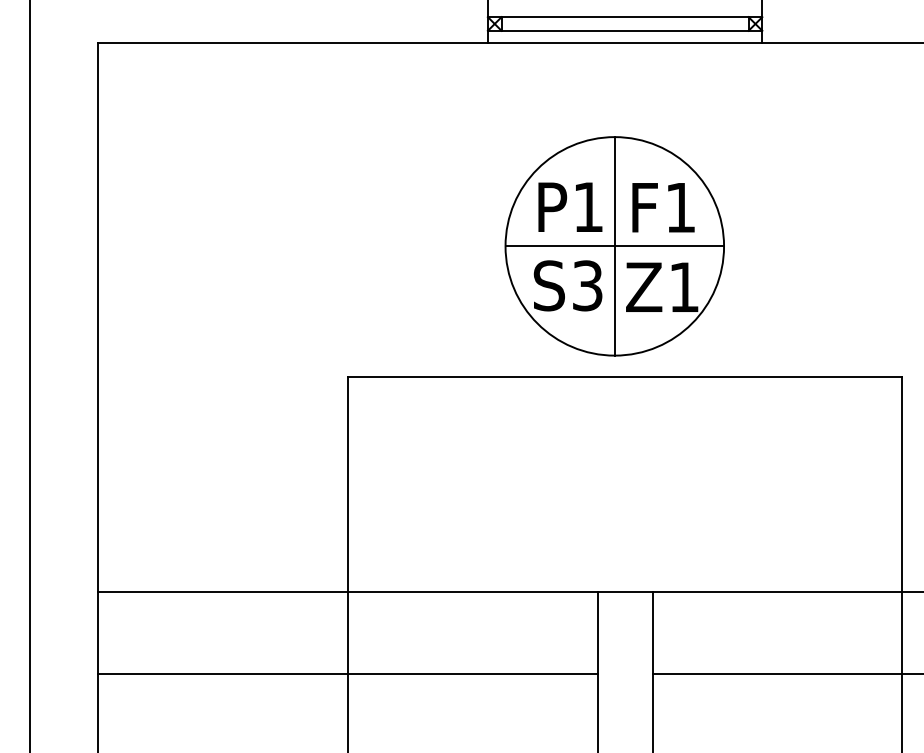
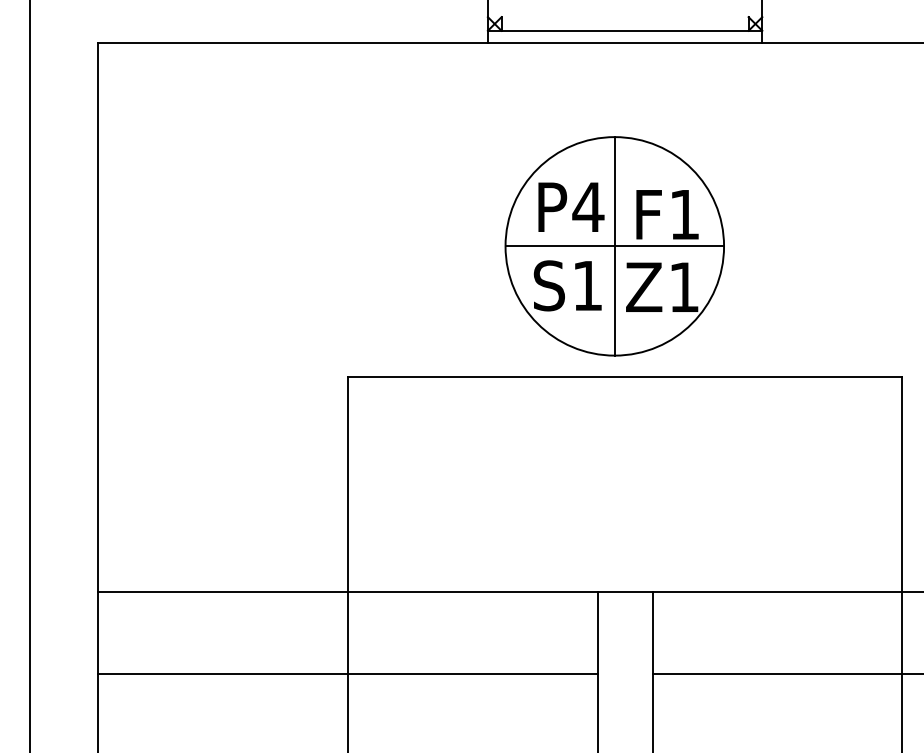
line: present -> none (624, 17)
text: P1 -> P4 (588, 206)
text position: (663, 207) -> (667, 214) (667, 214)
text: S3 -> S1 (587, 285)
